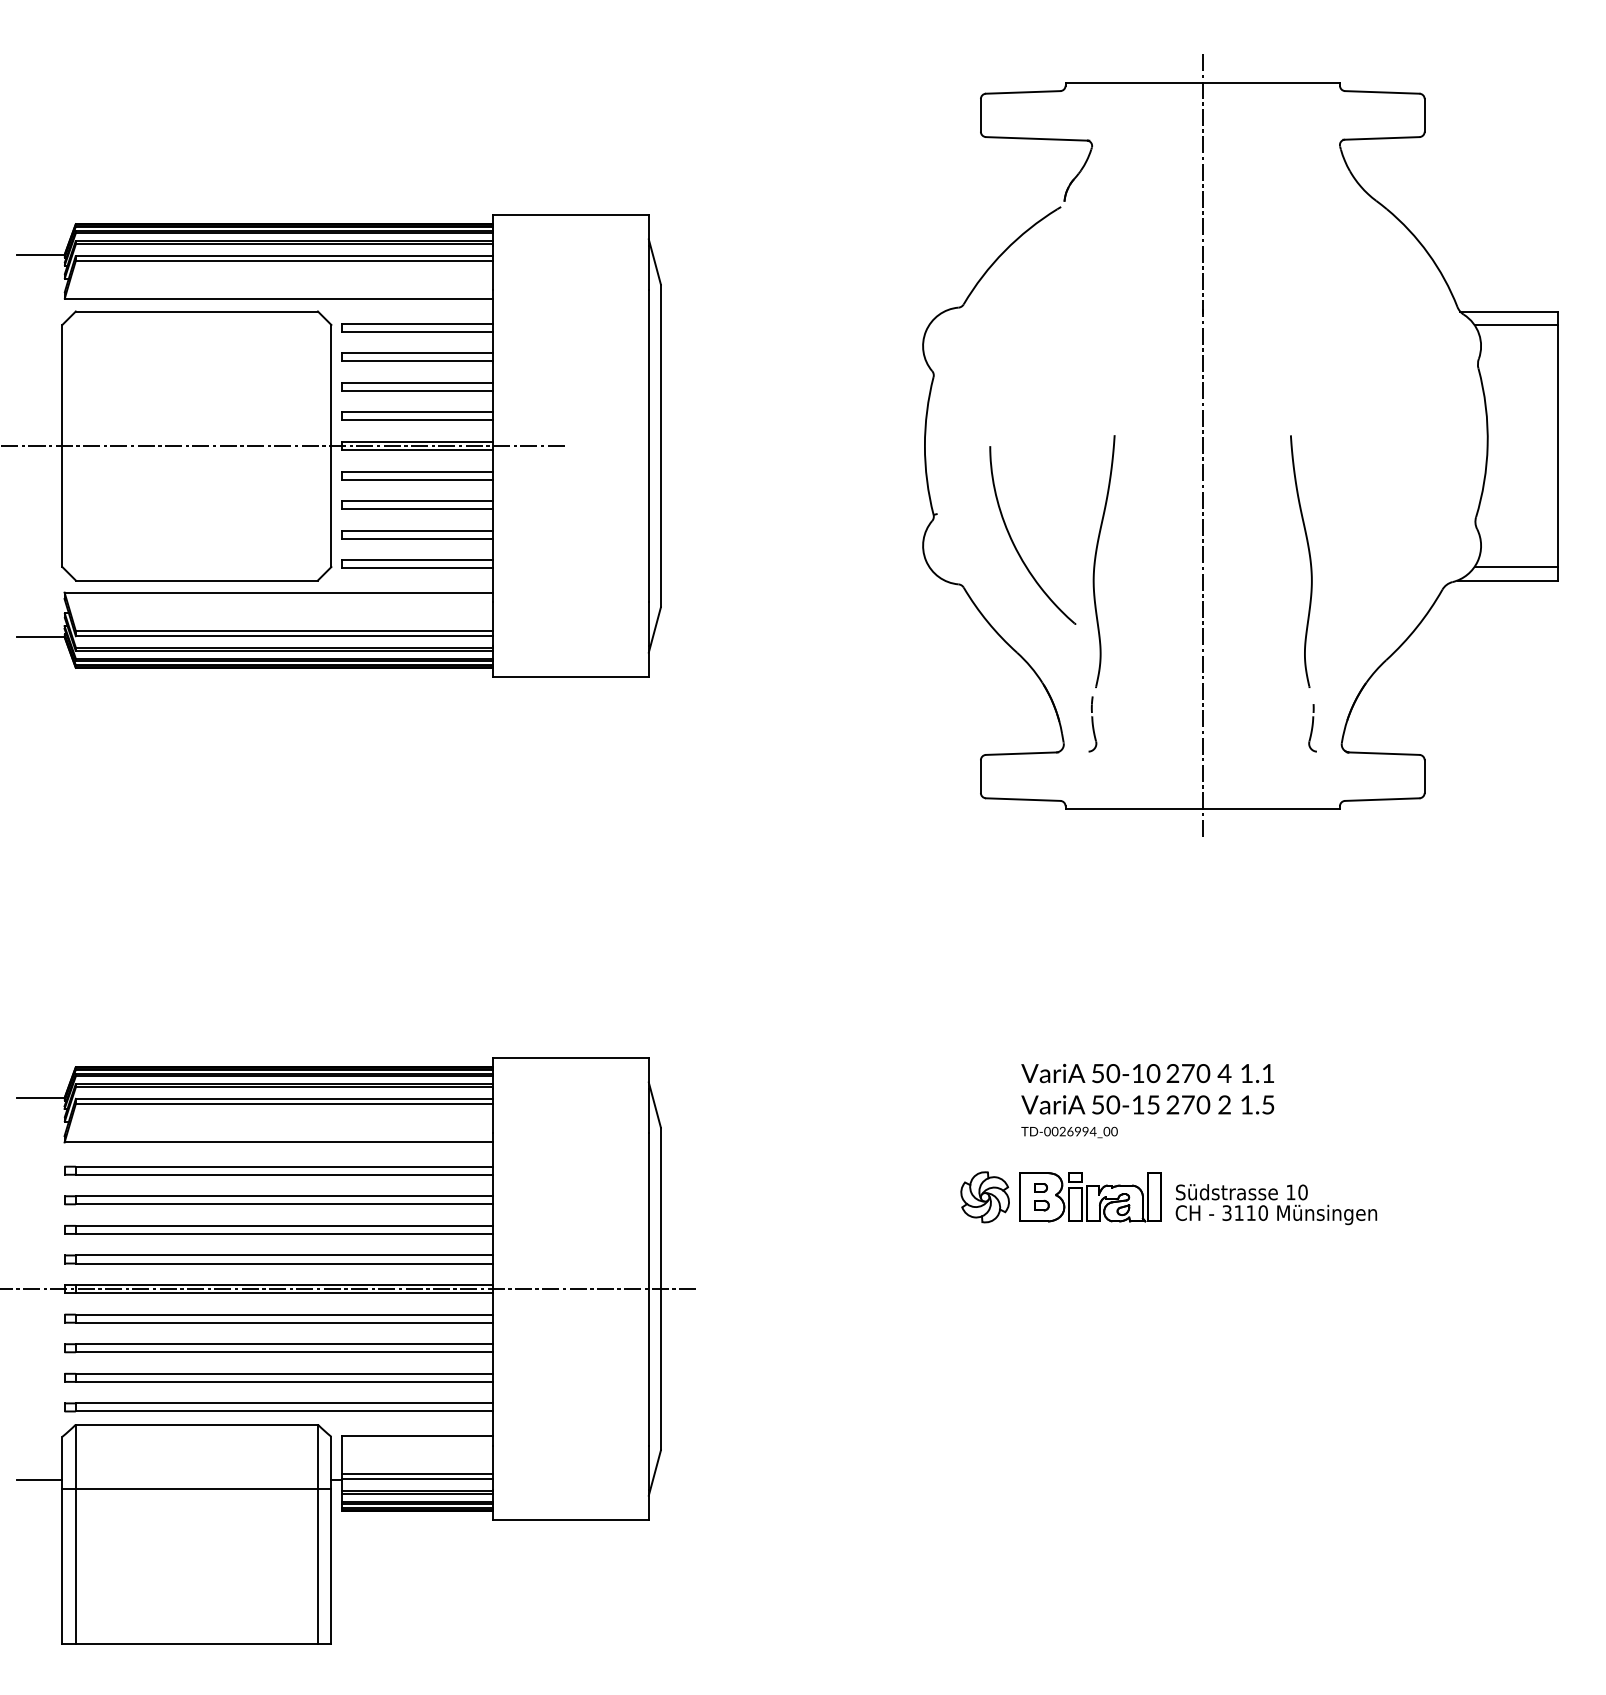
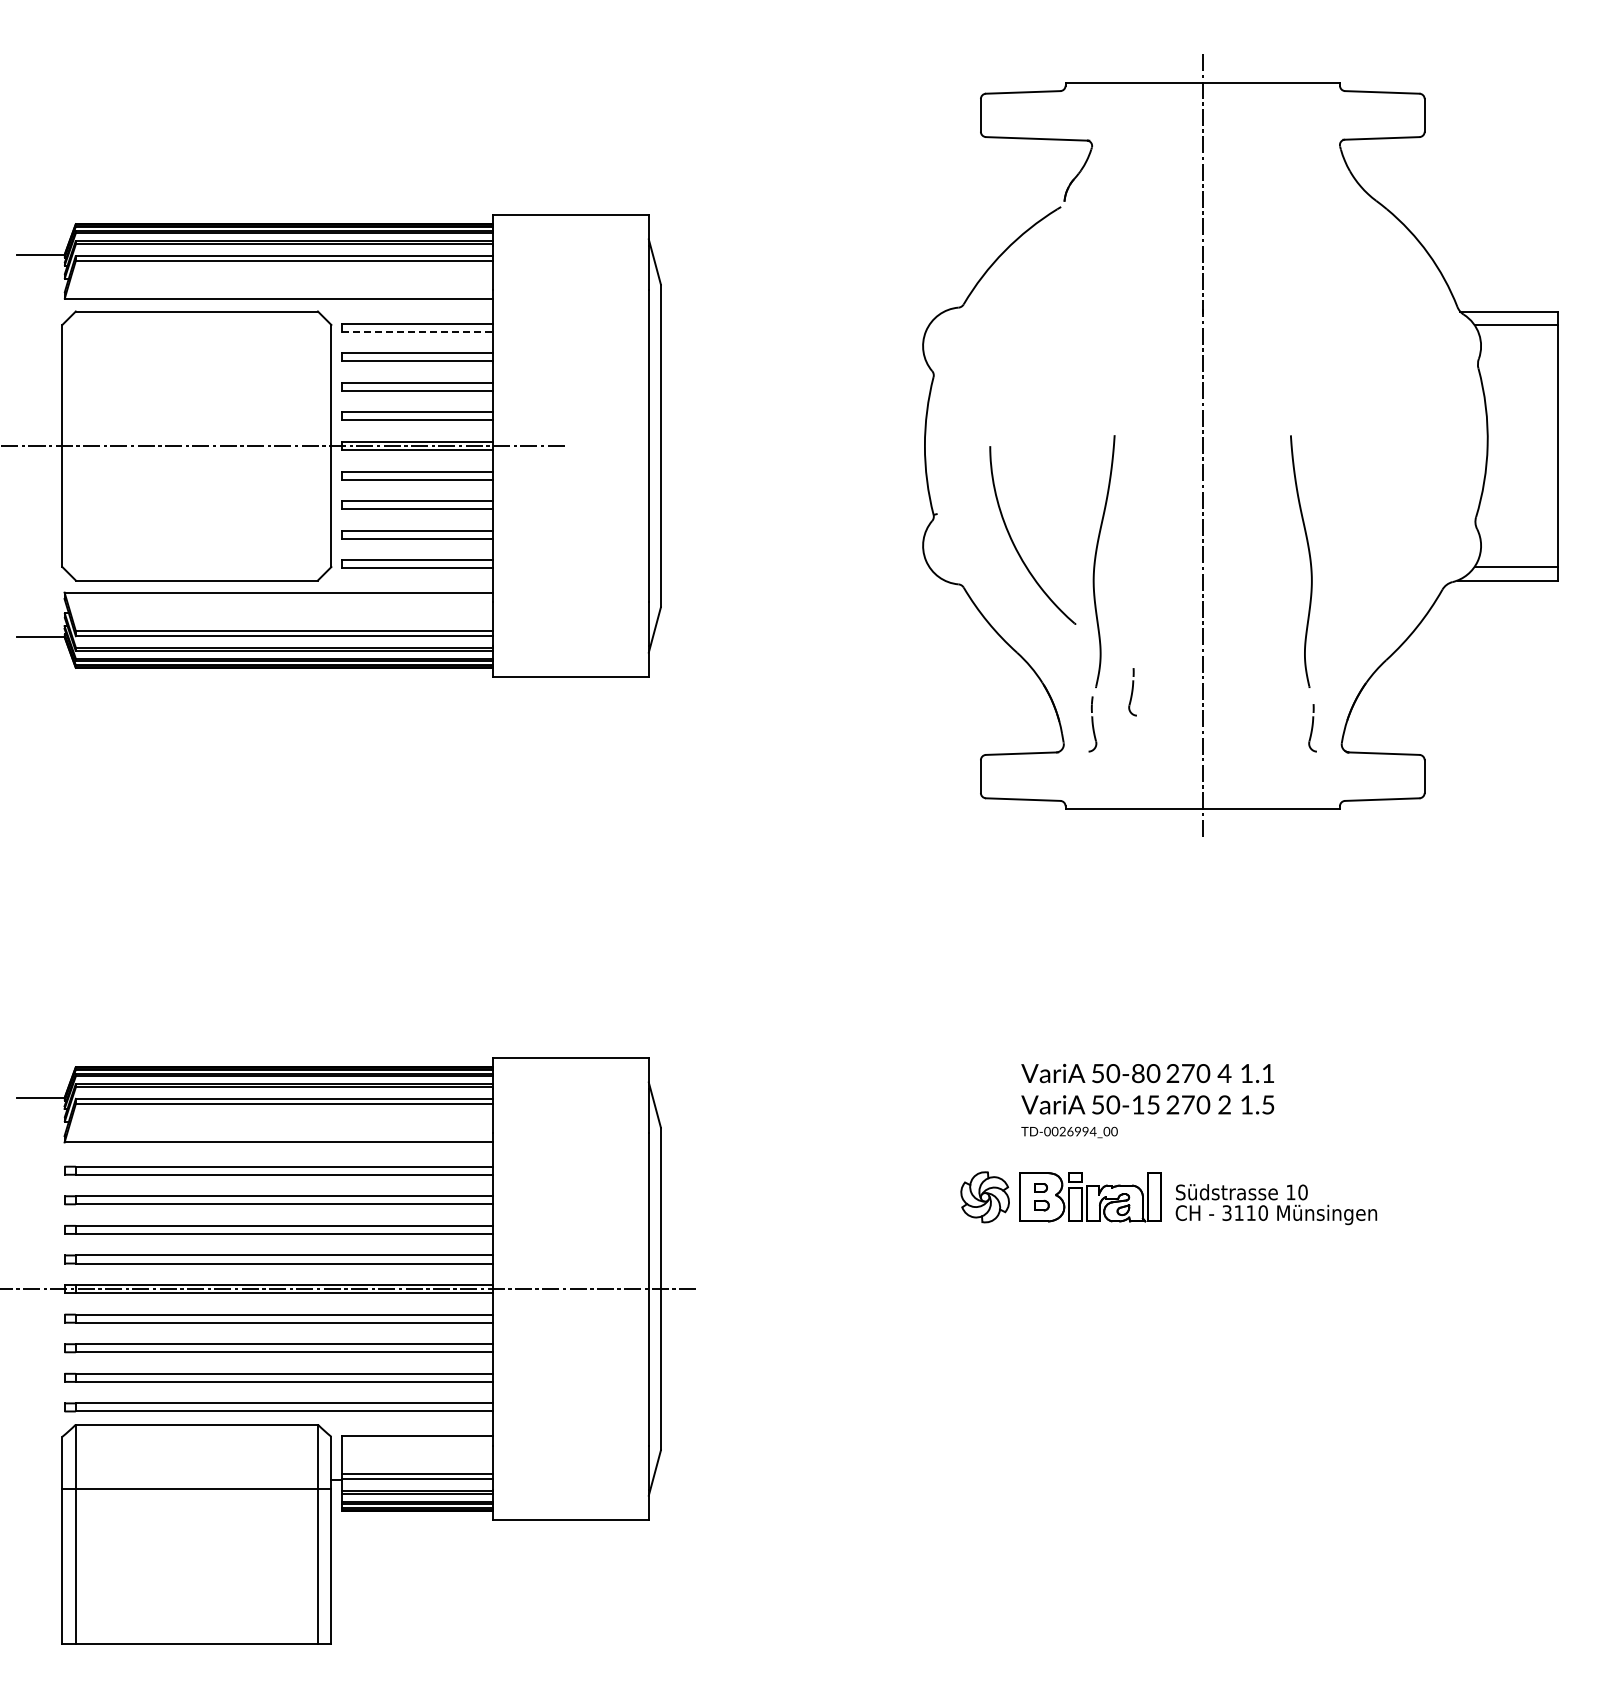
line: solid -> dashed (417, 331)
part: none -> present (1132, 692)
text: 50-10 -> 50-80 (1138, 1073)
line: present -> none (39, 1480)
